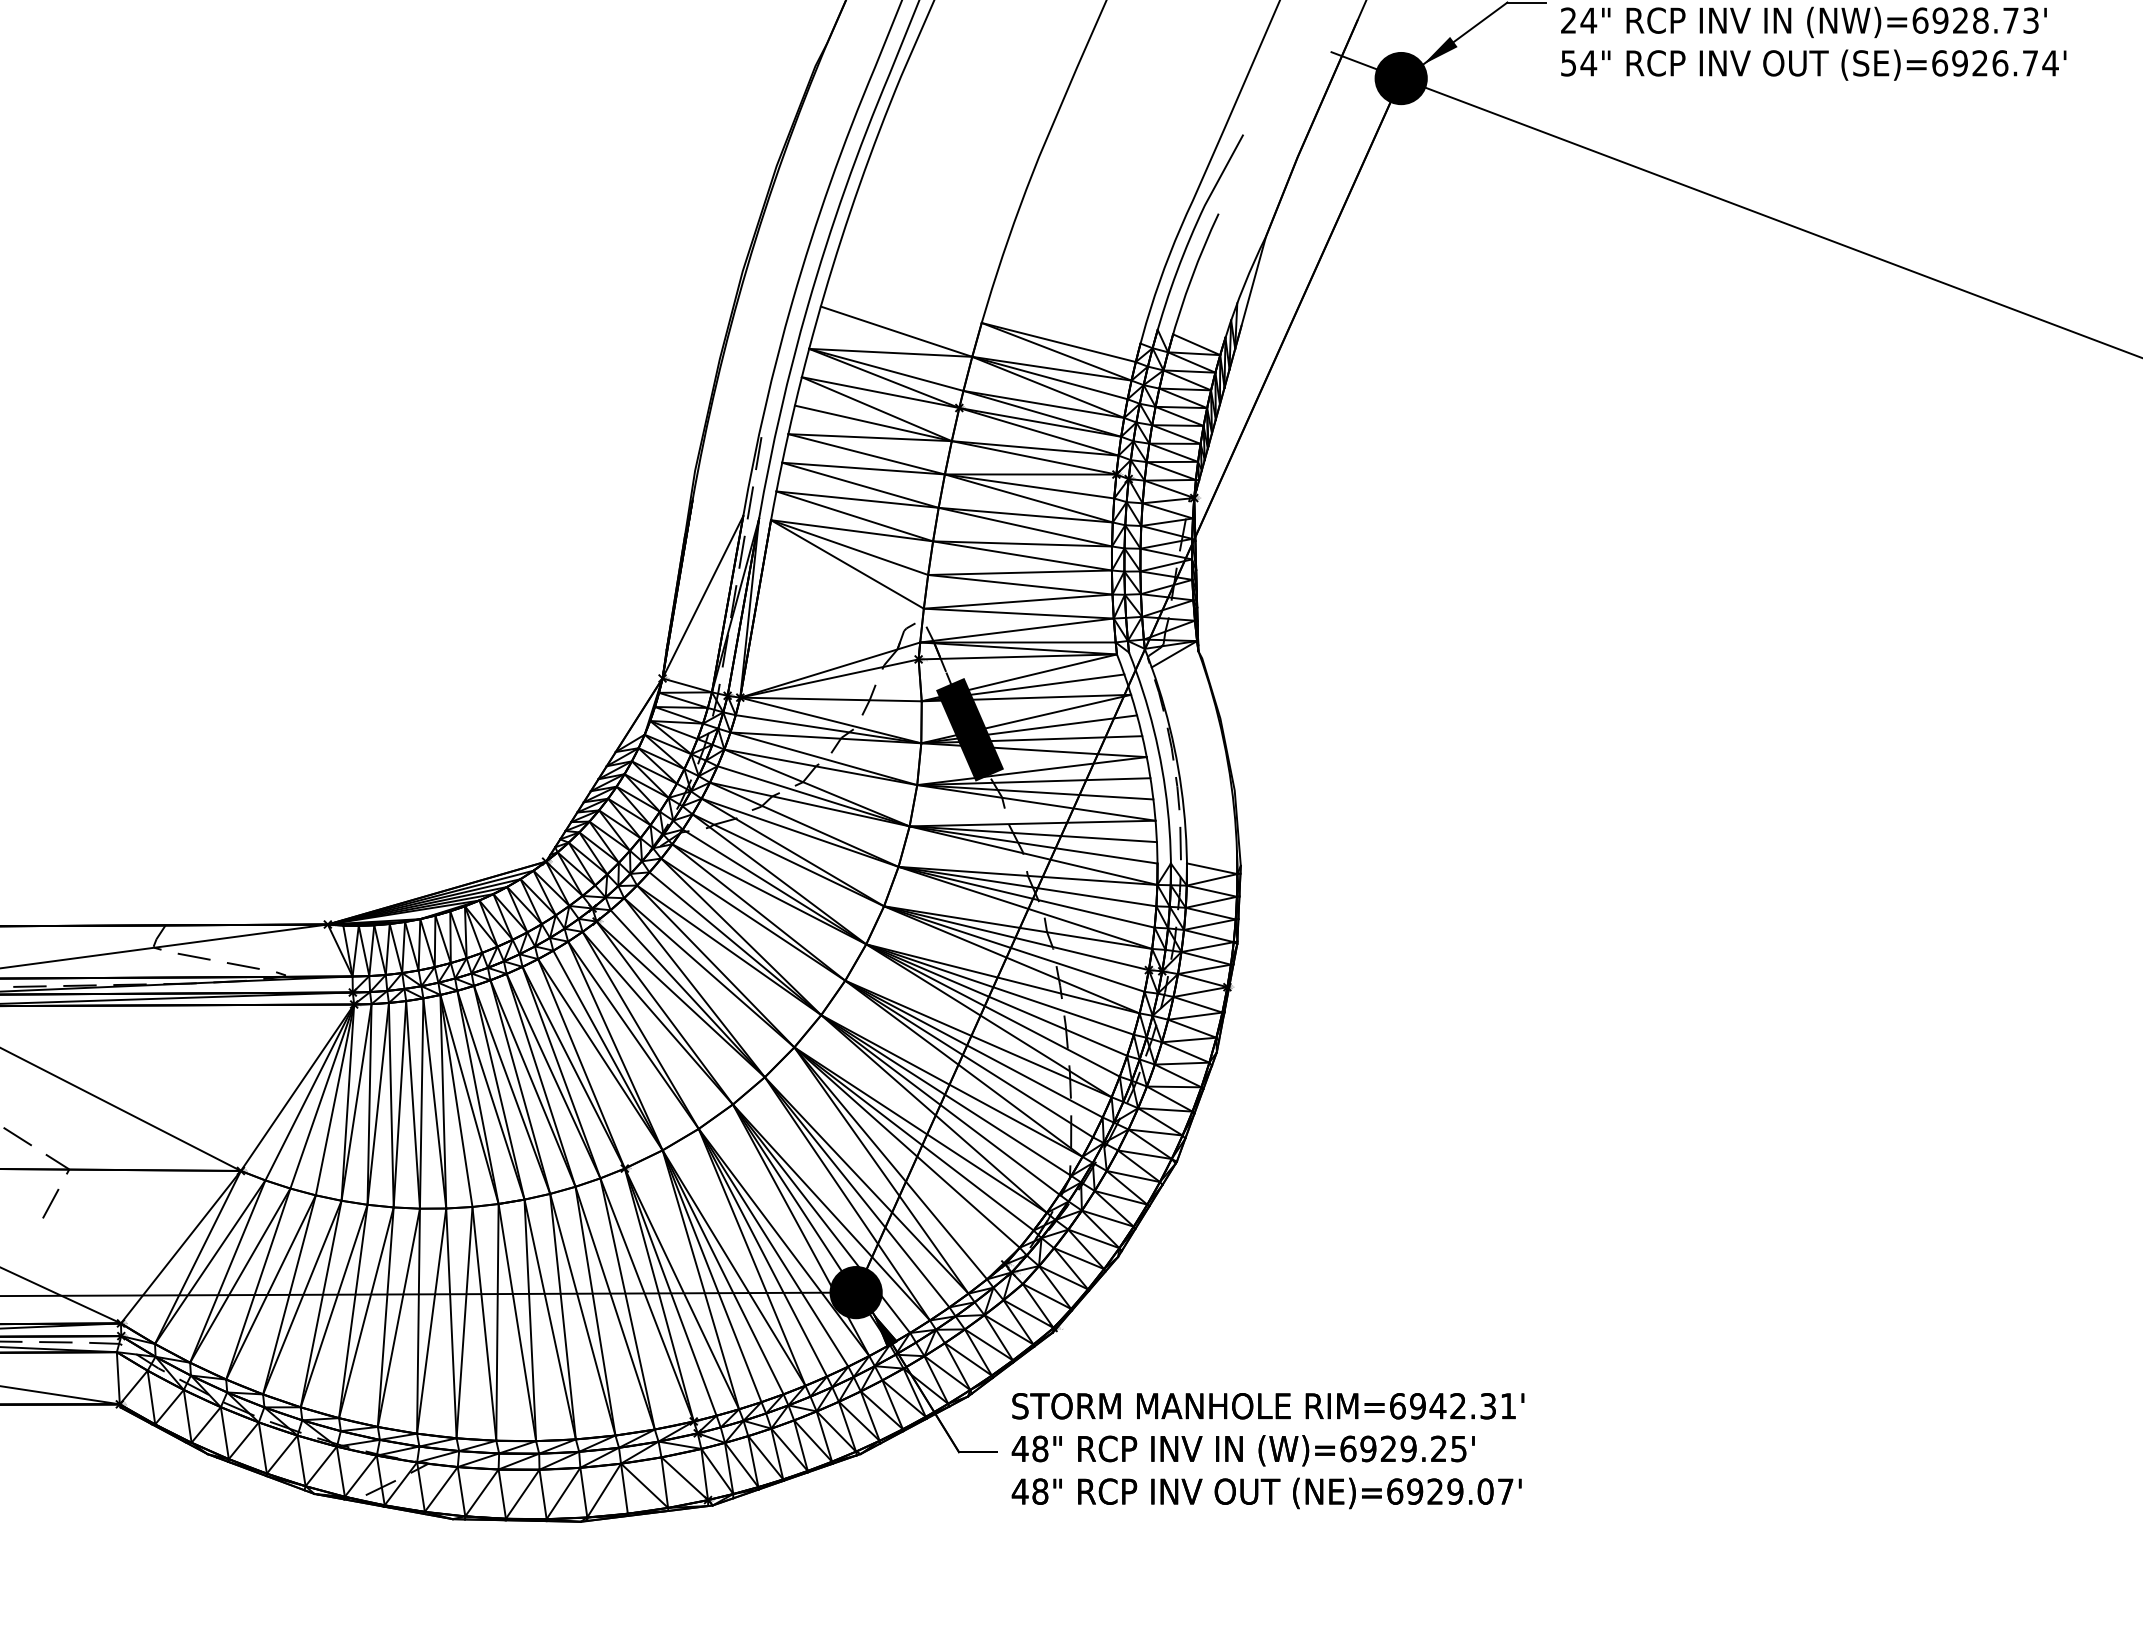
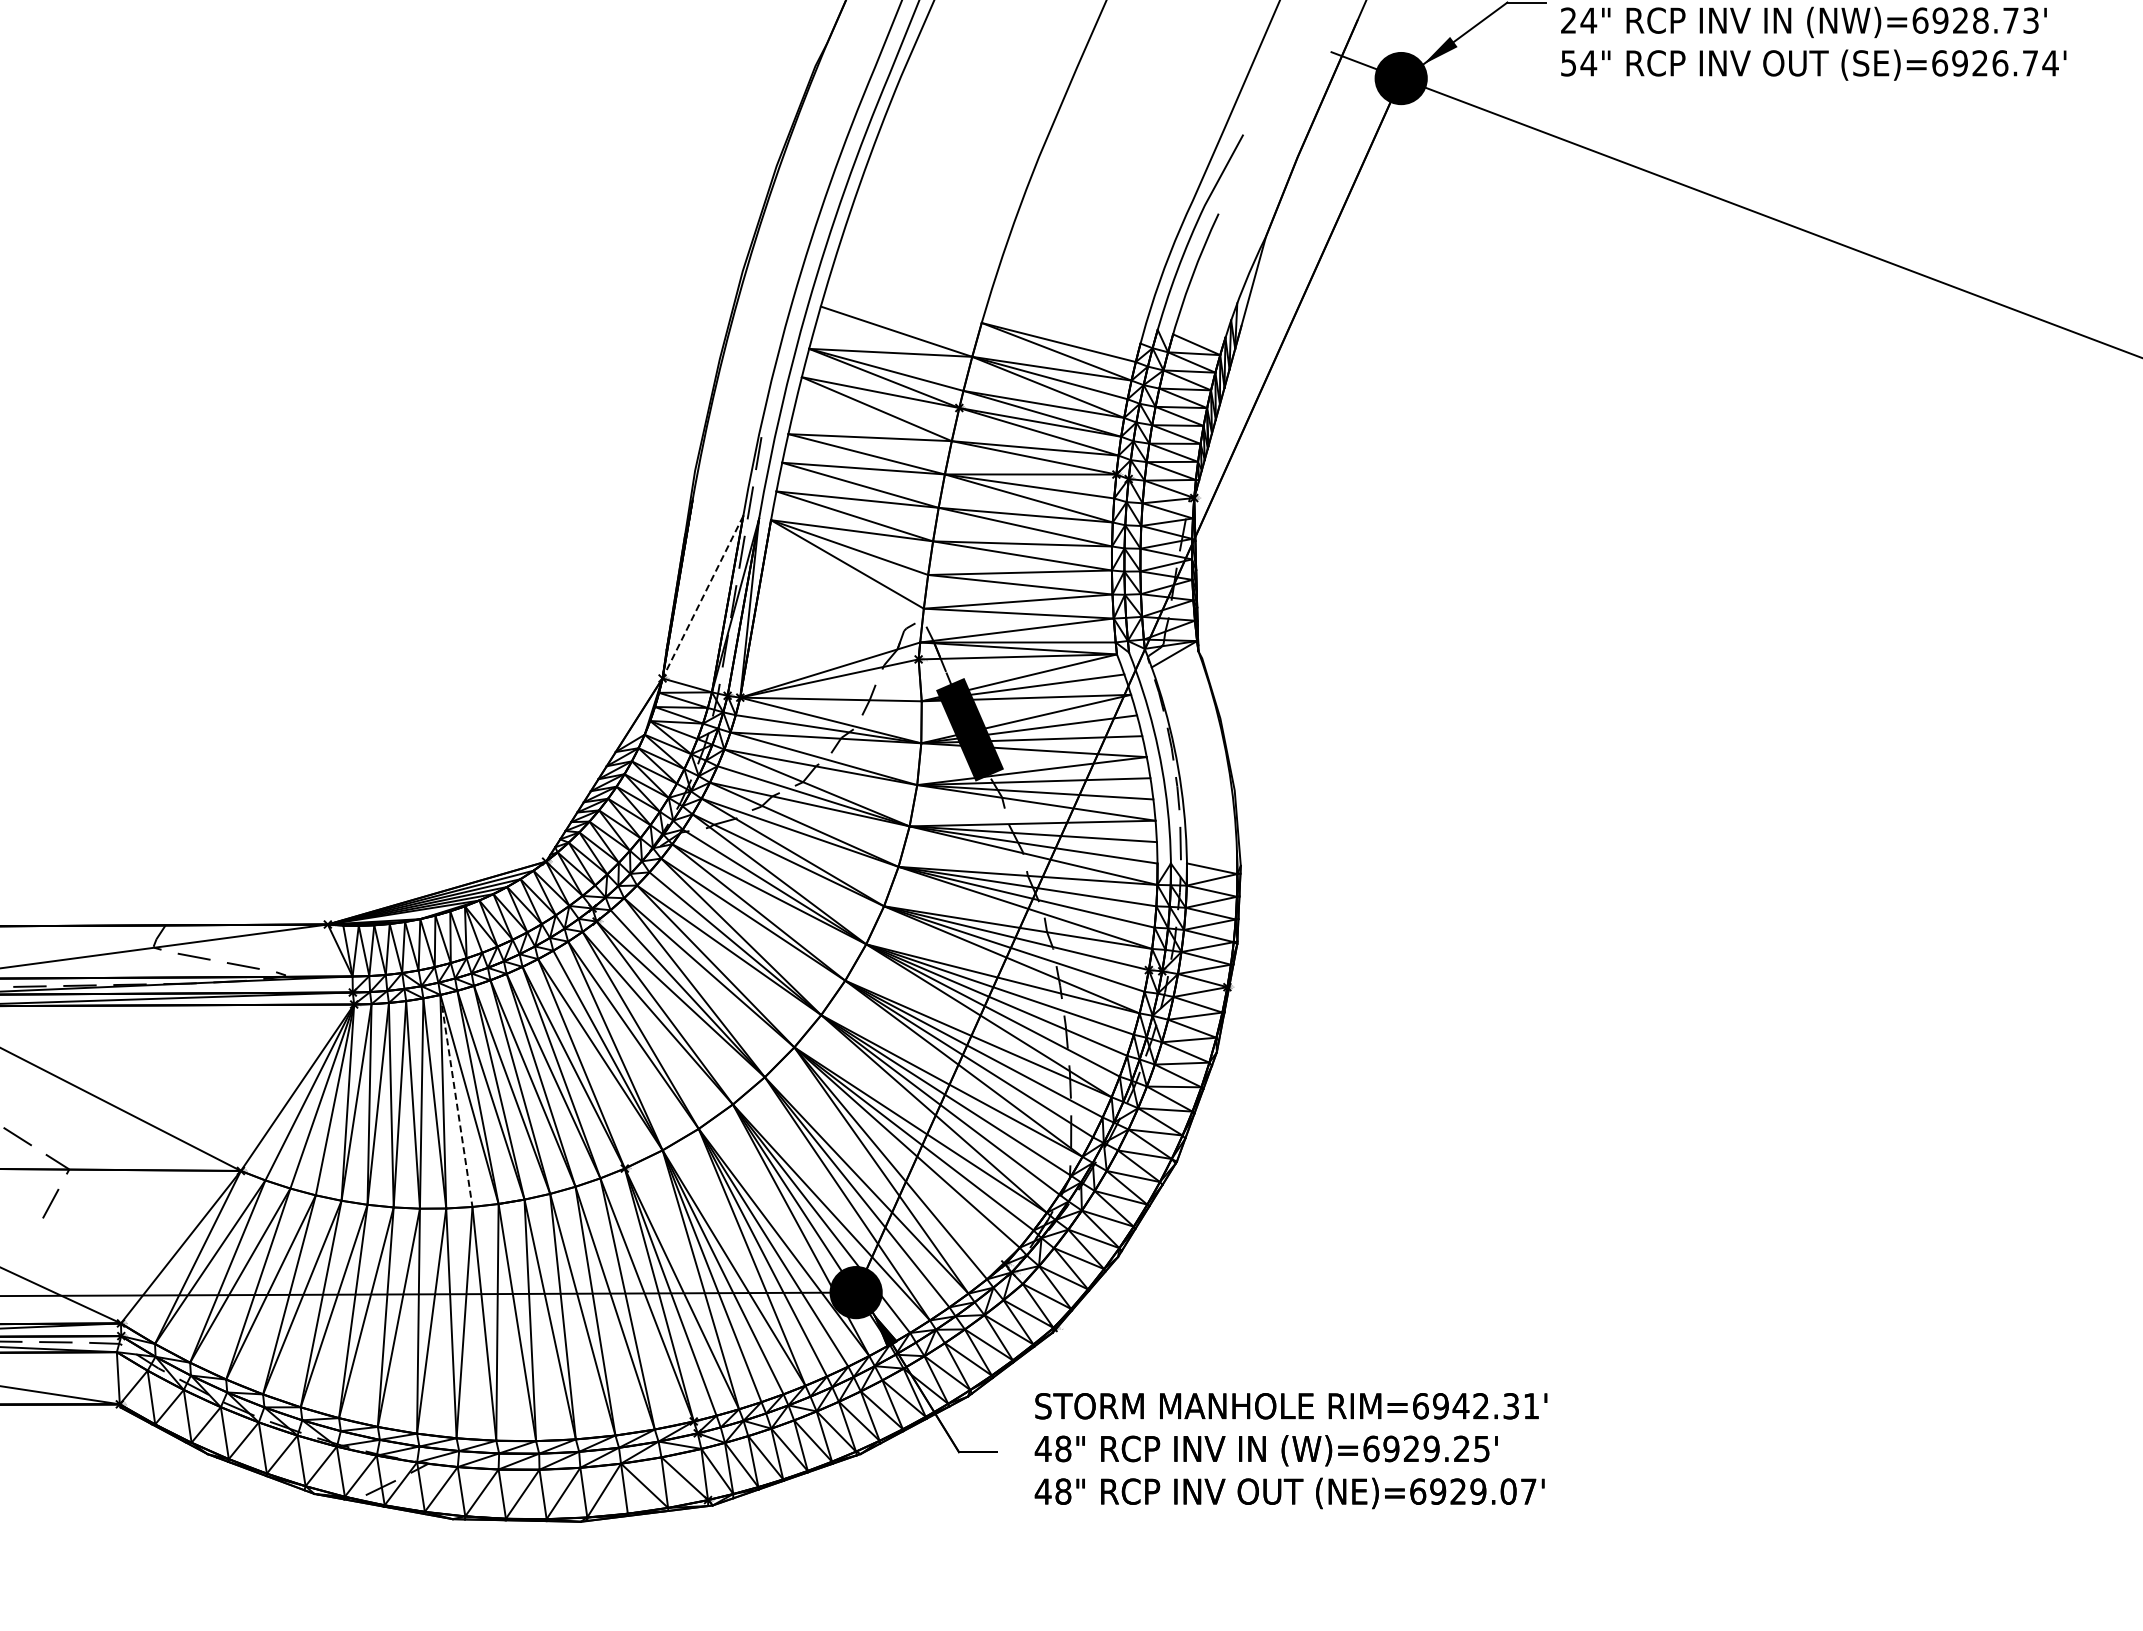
line: present -> none (872, 423)
line: solid -> dashed (702, 597)
line: solid -> dashed (456, 1101)
text position: (1267, 1451) -> (1290, 1451) (1290, 1451)
